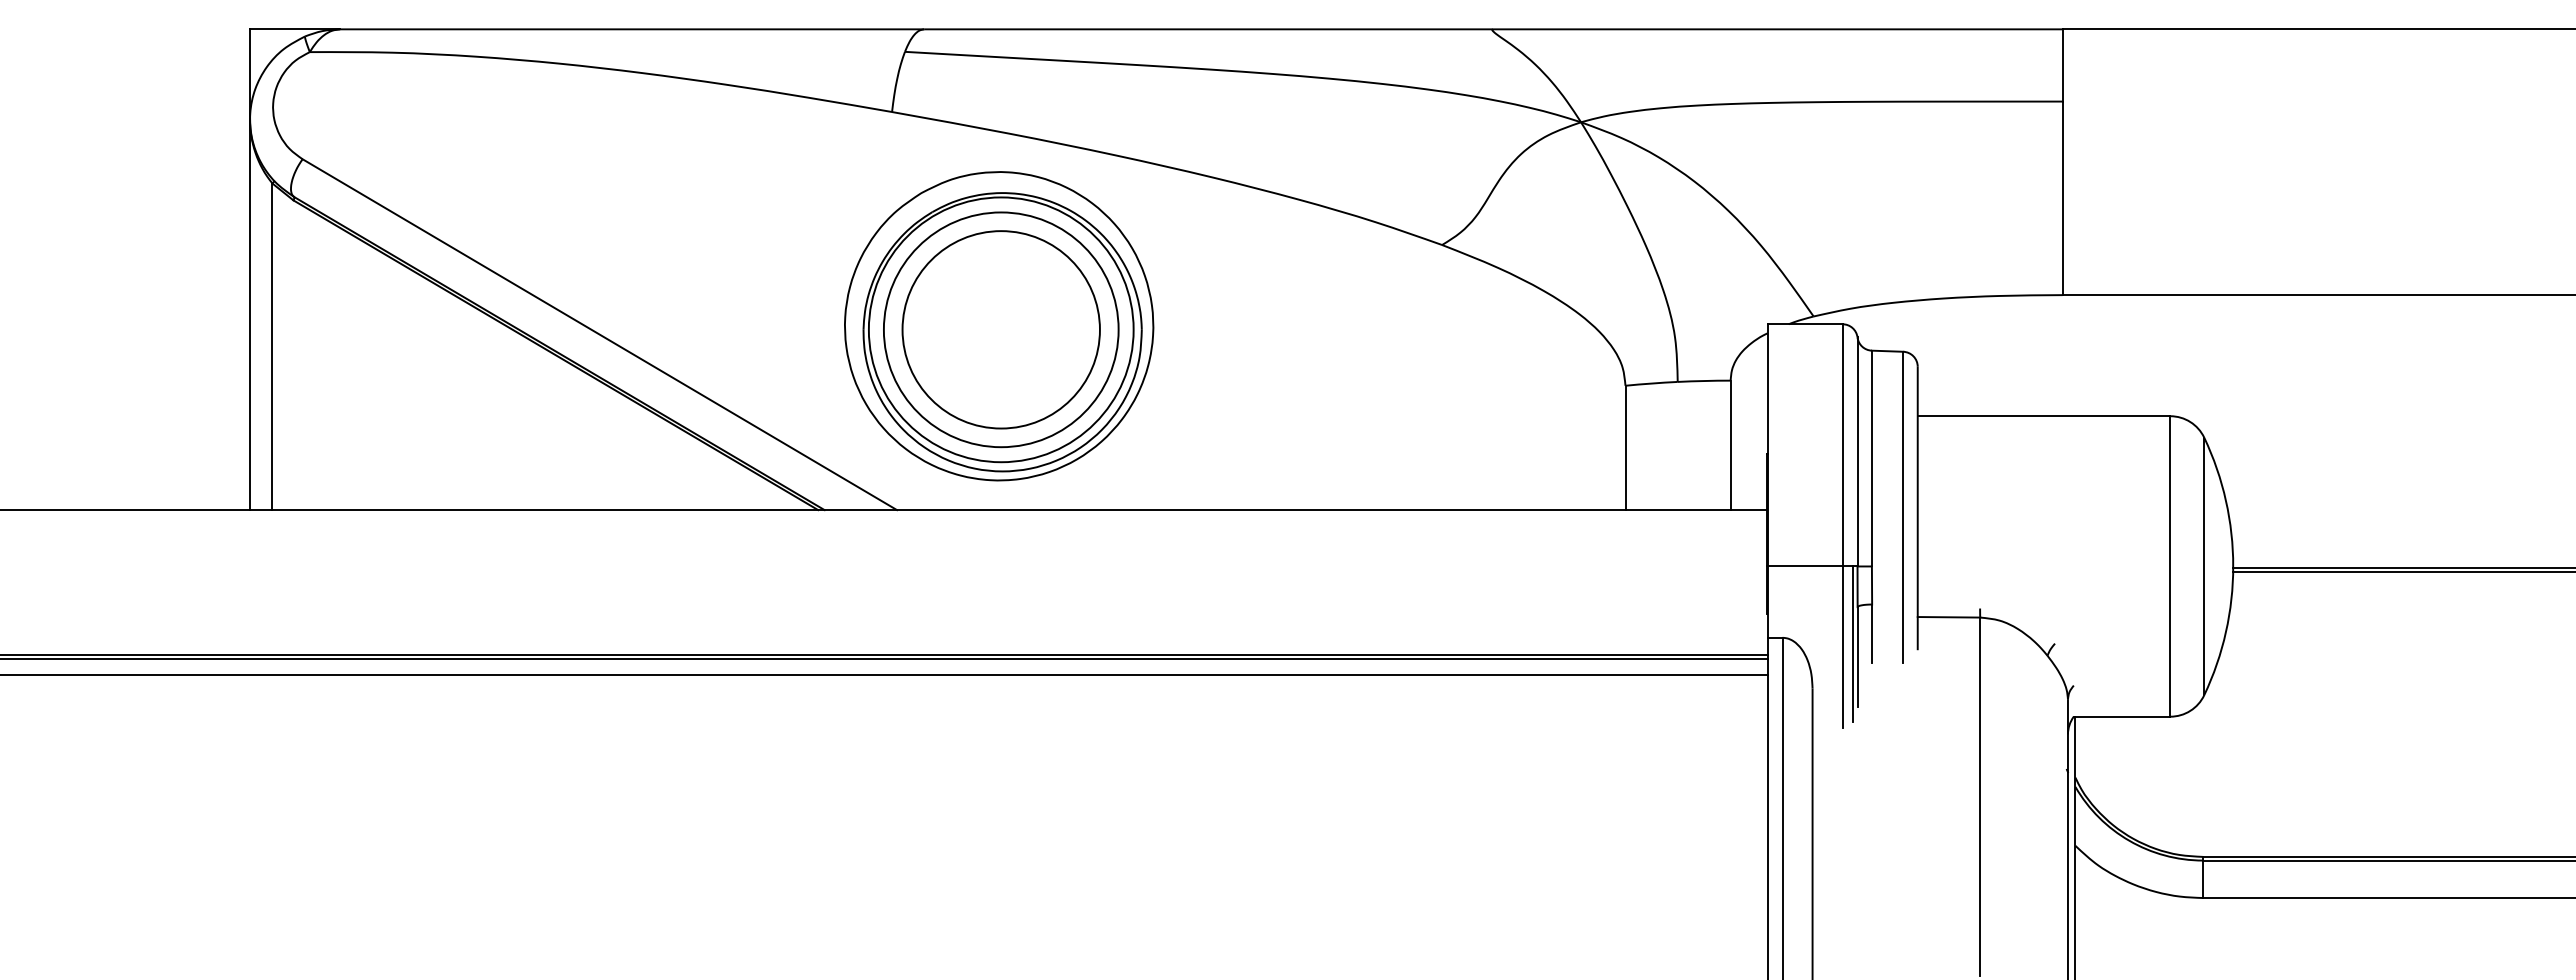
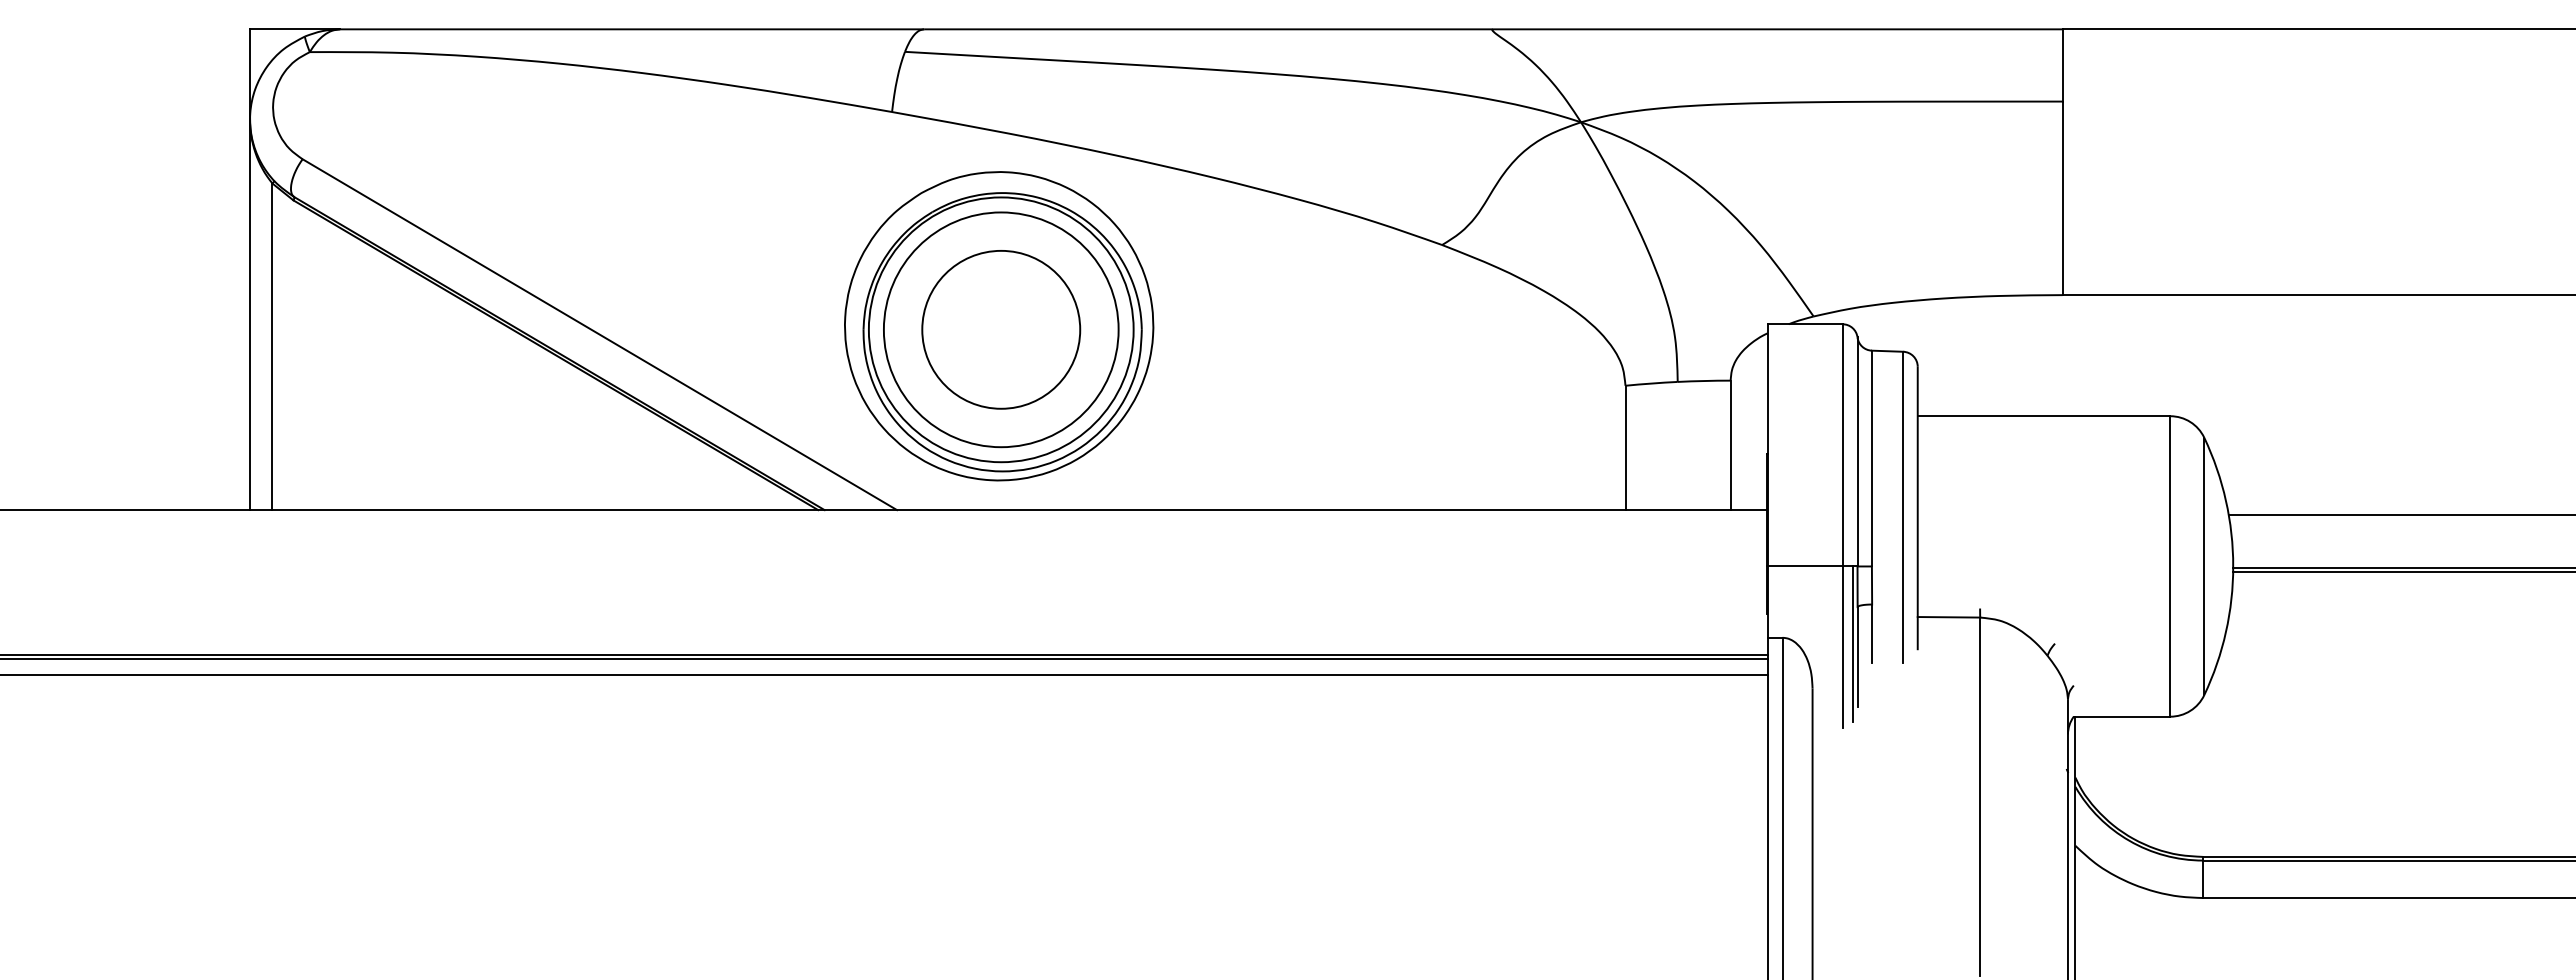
circle diameter: 197 px -> 158 px (1001, 329)
line: none -> present (2400, 515)
